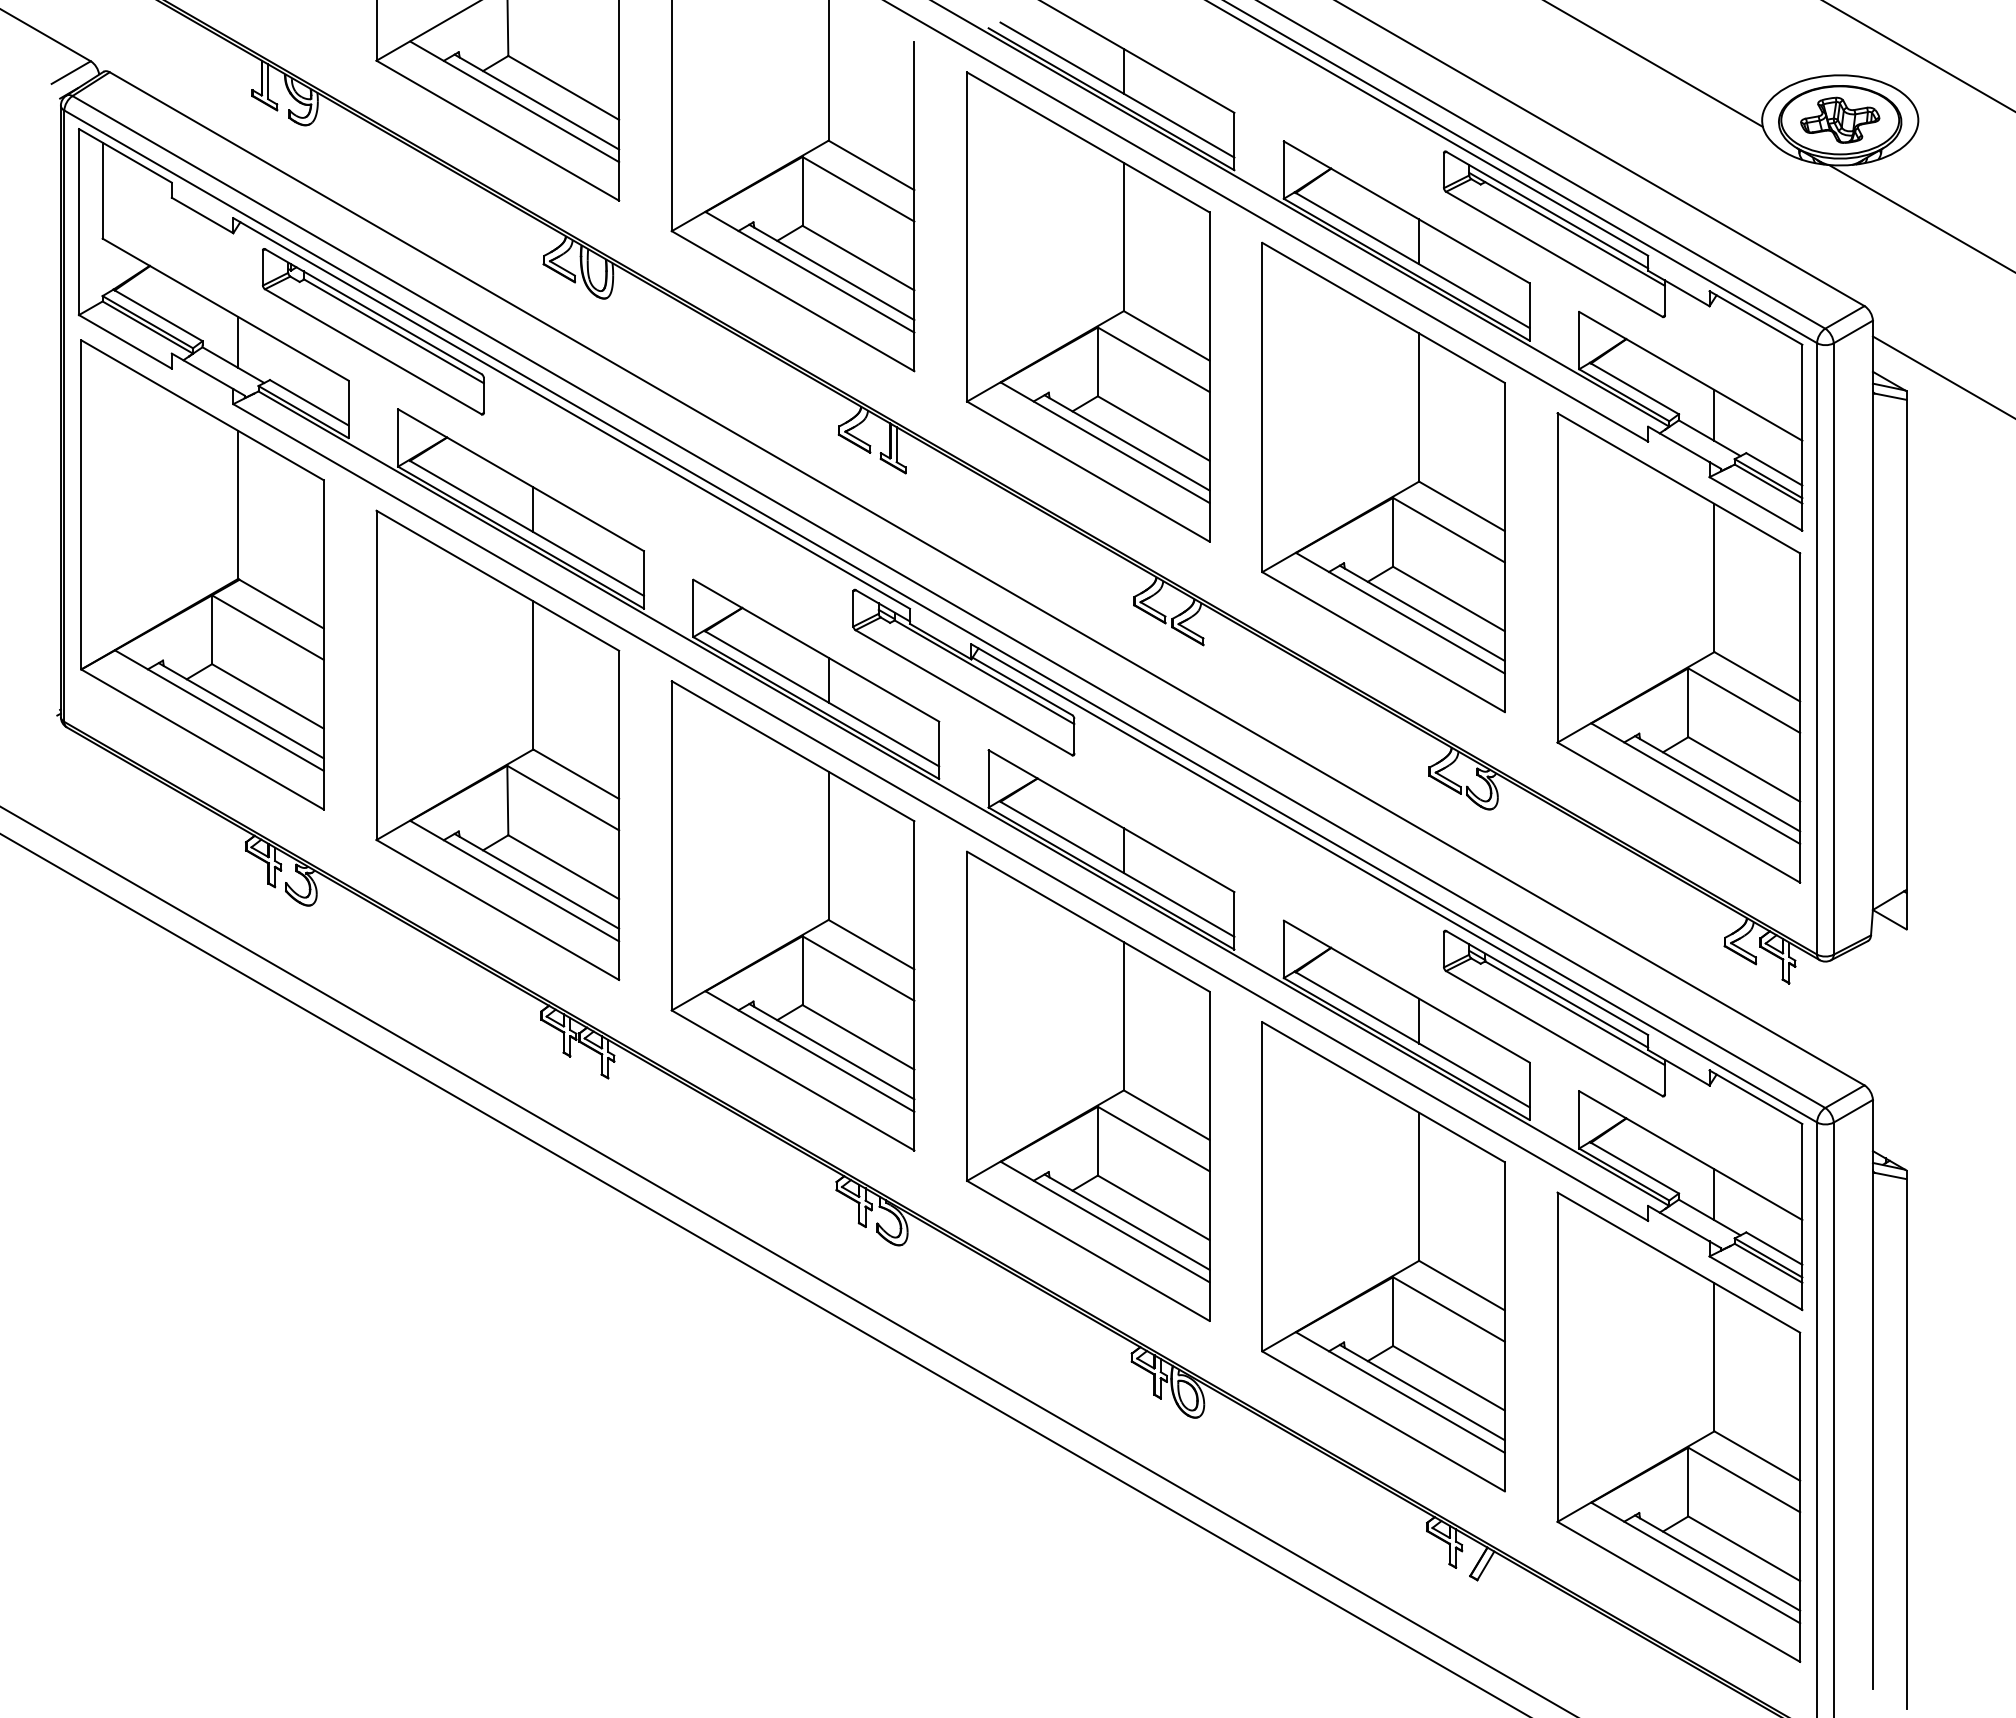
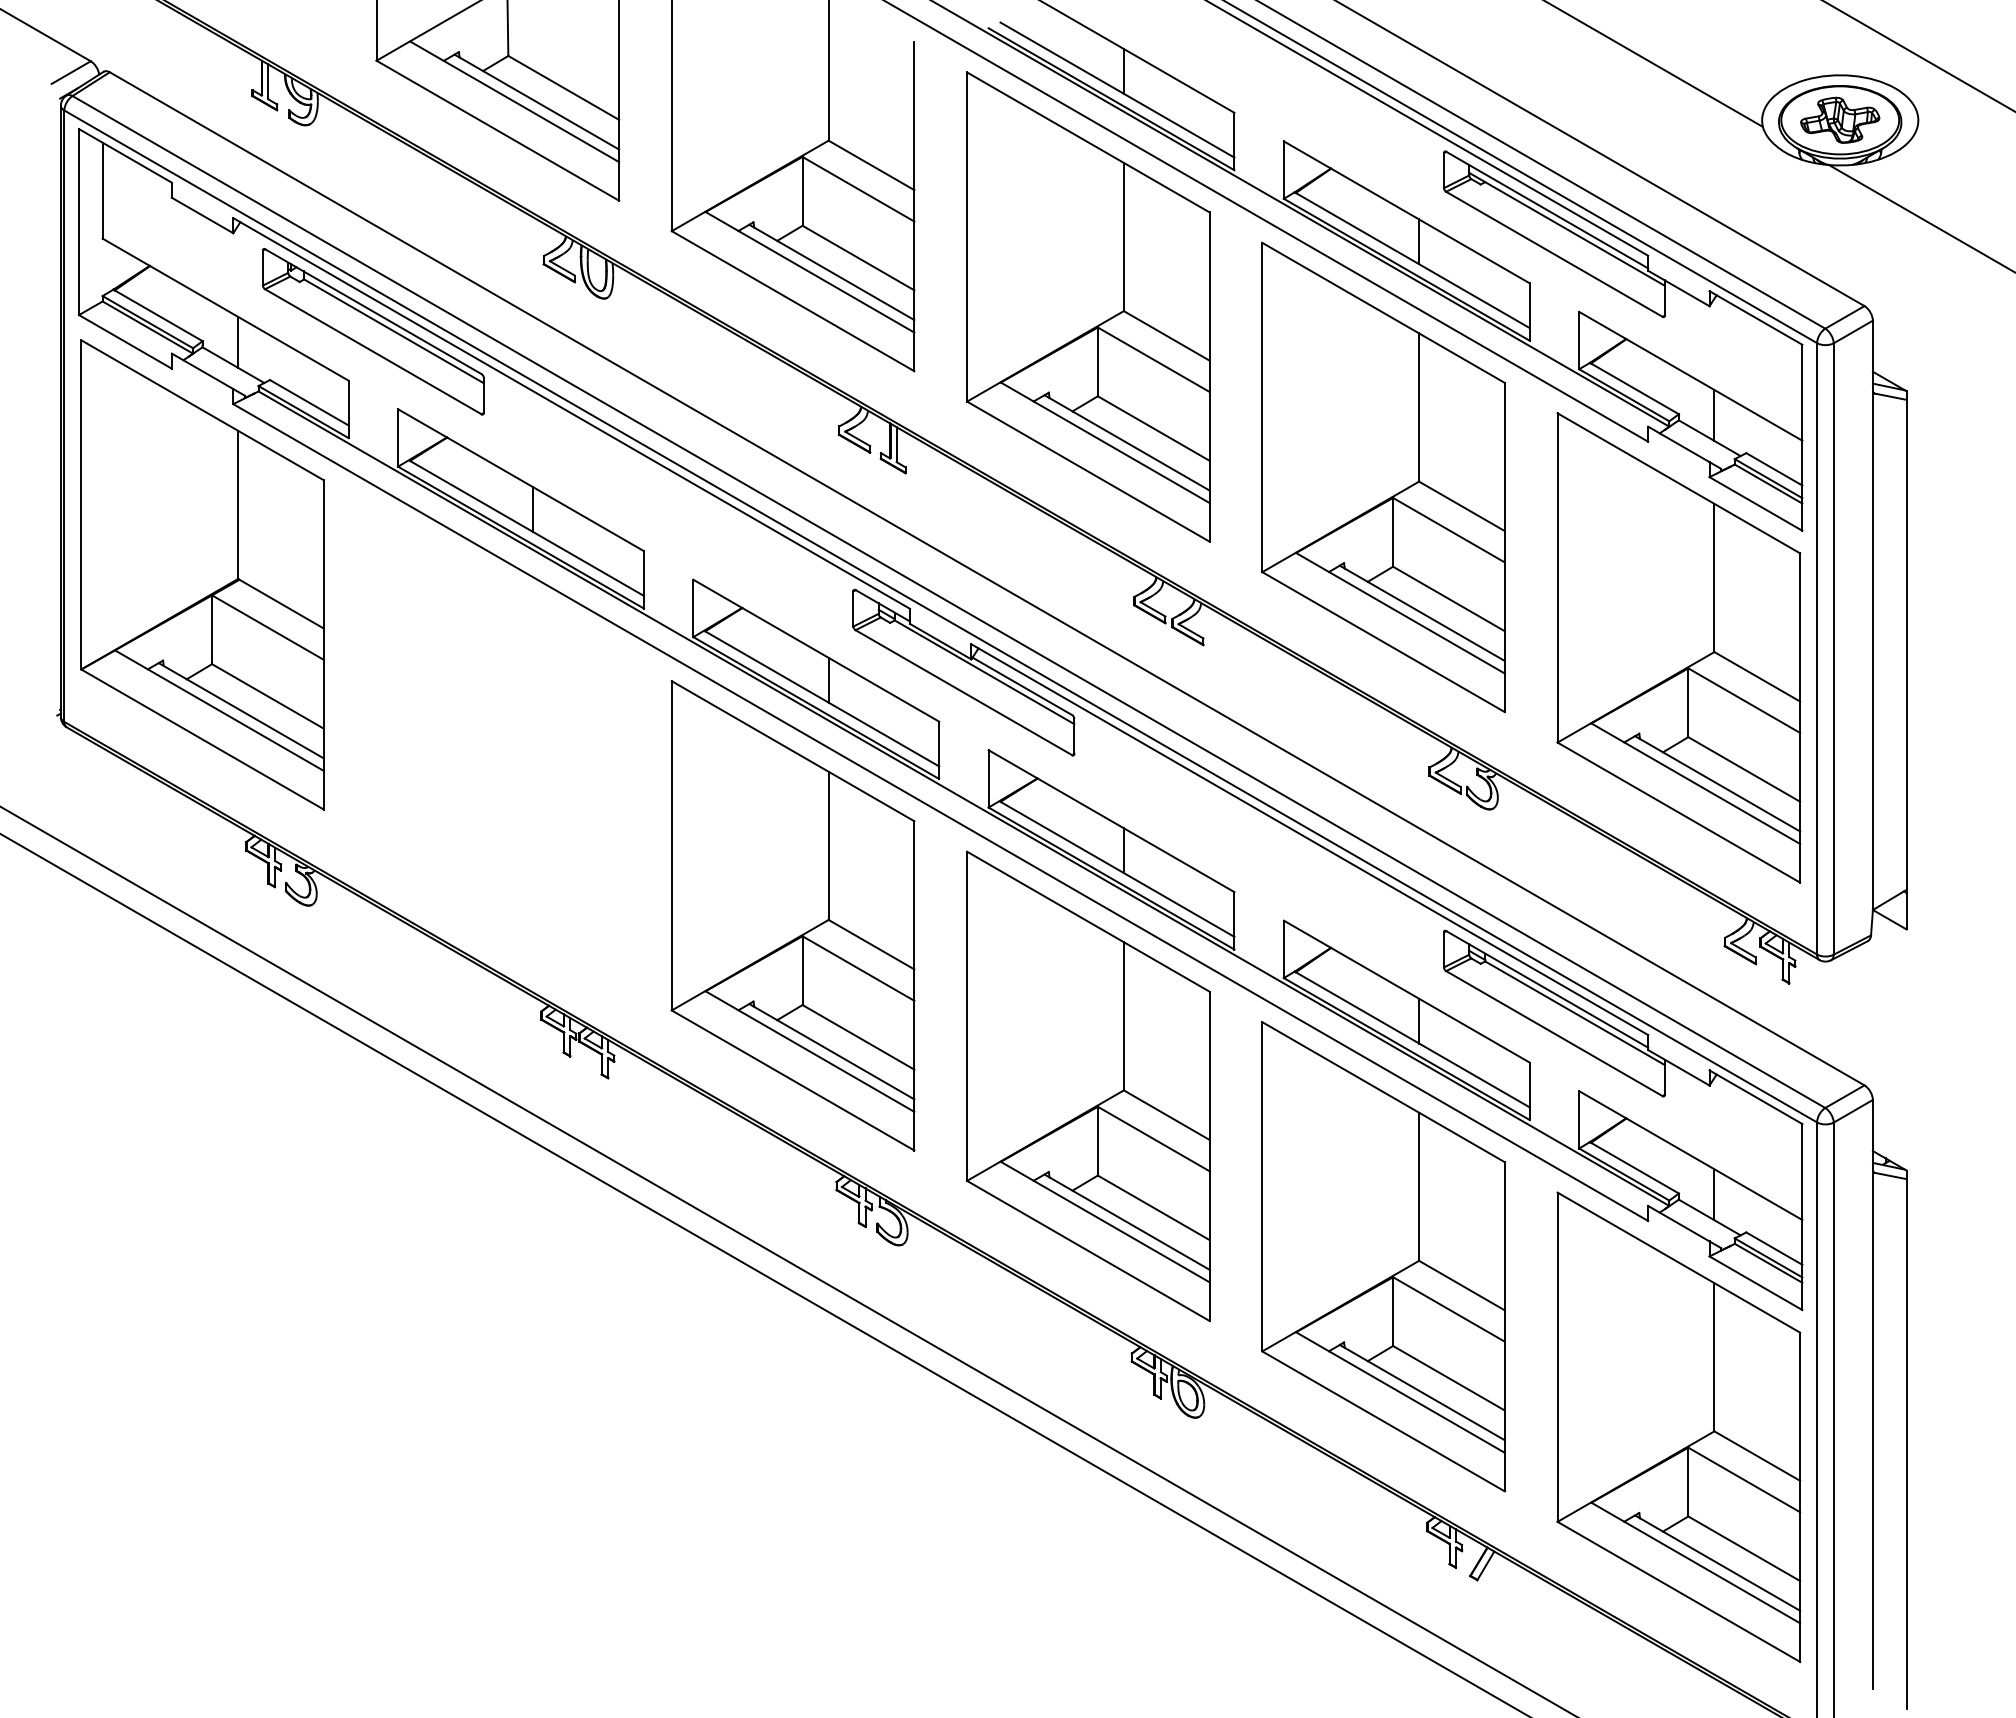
line: present -> none (1942, 376)
part: present -> none (497, 744)
